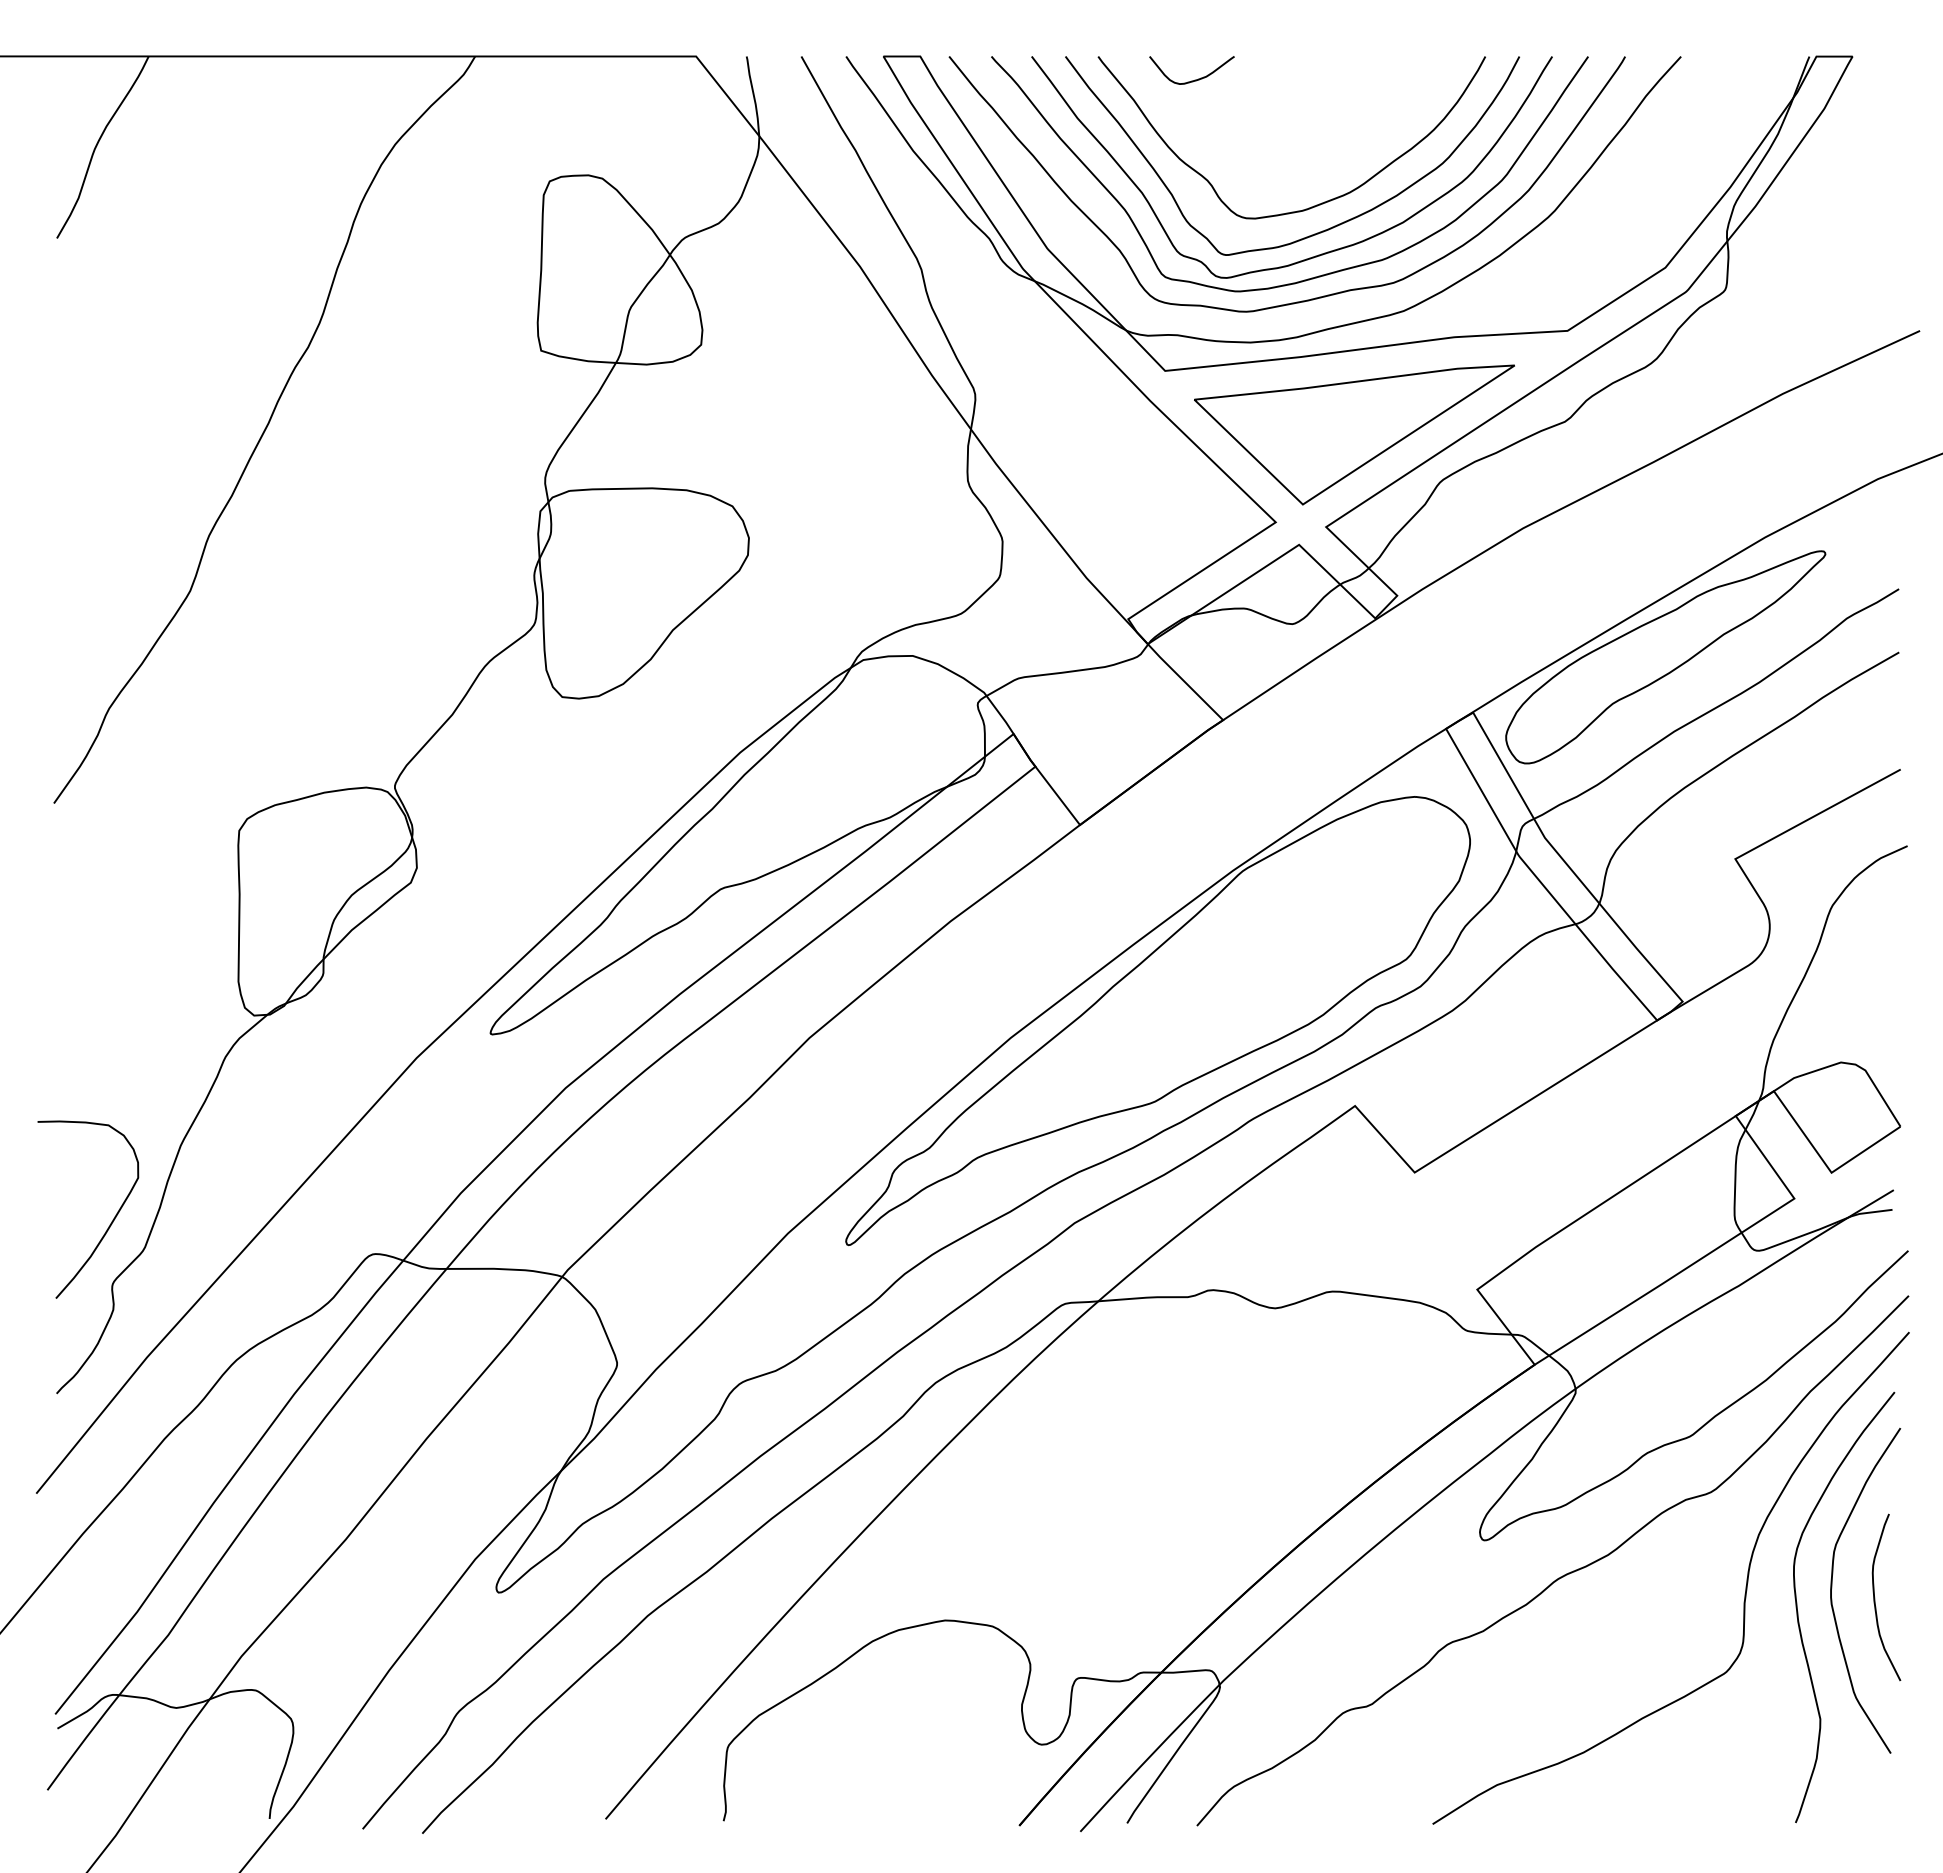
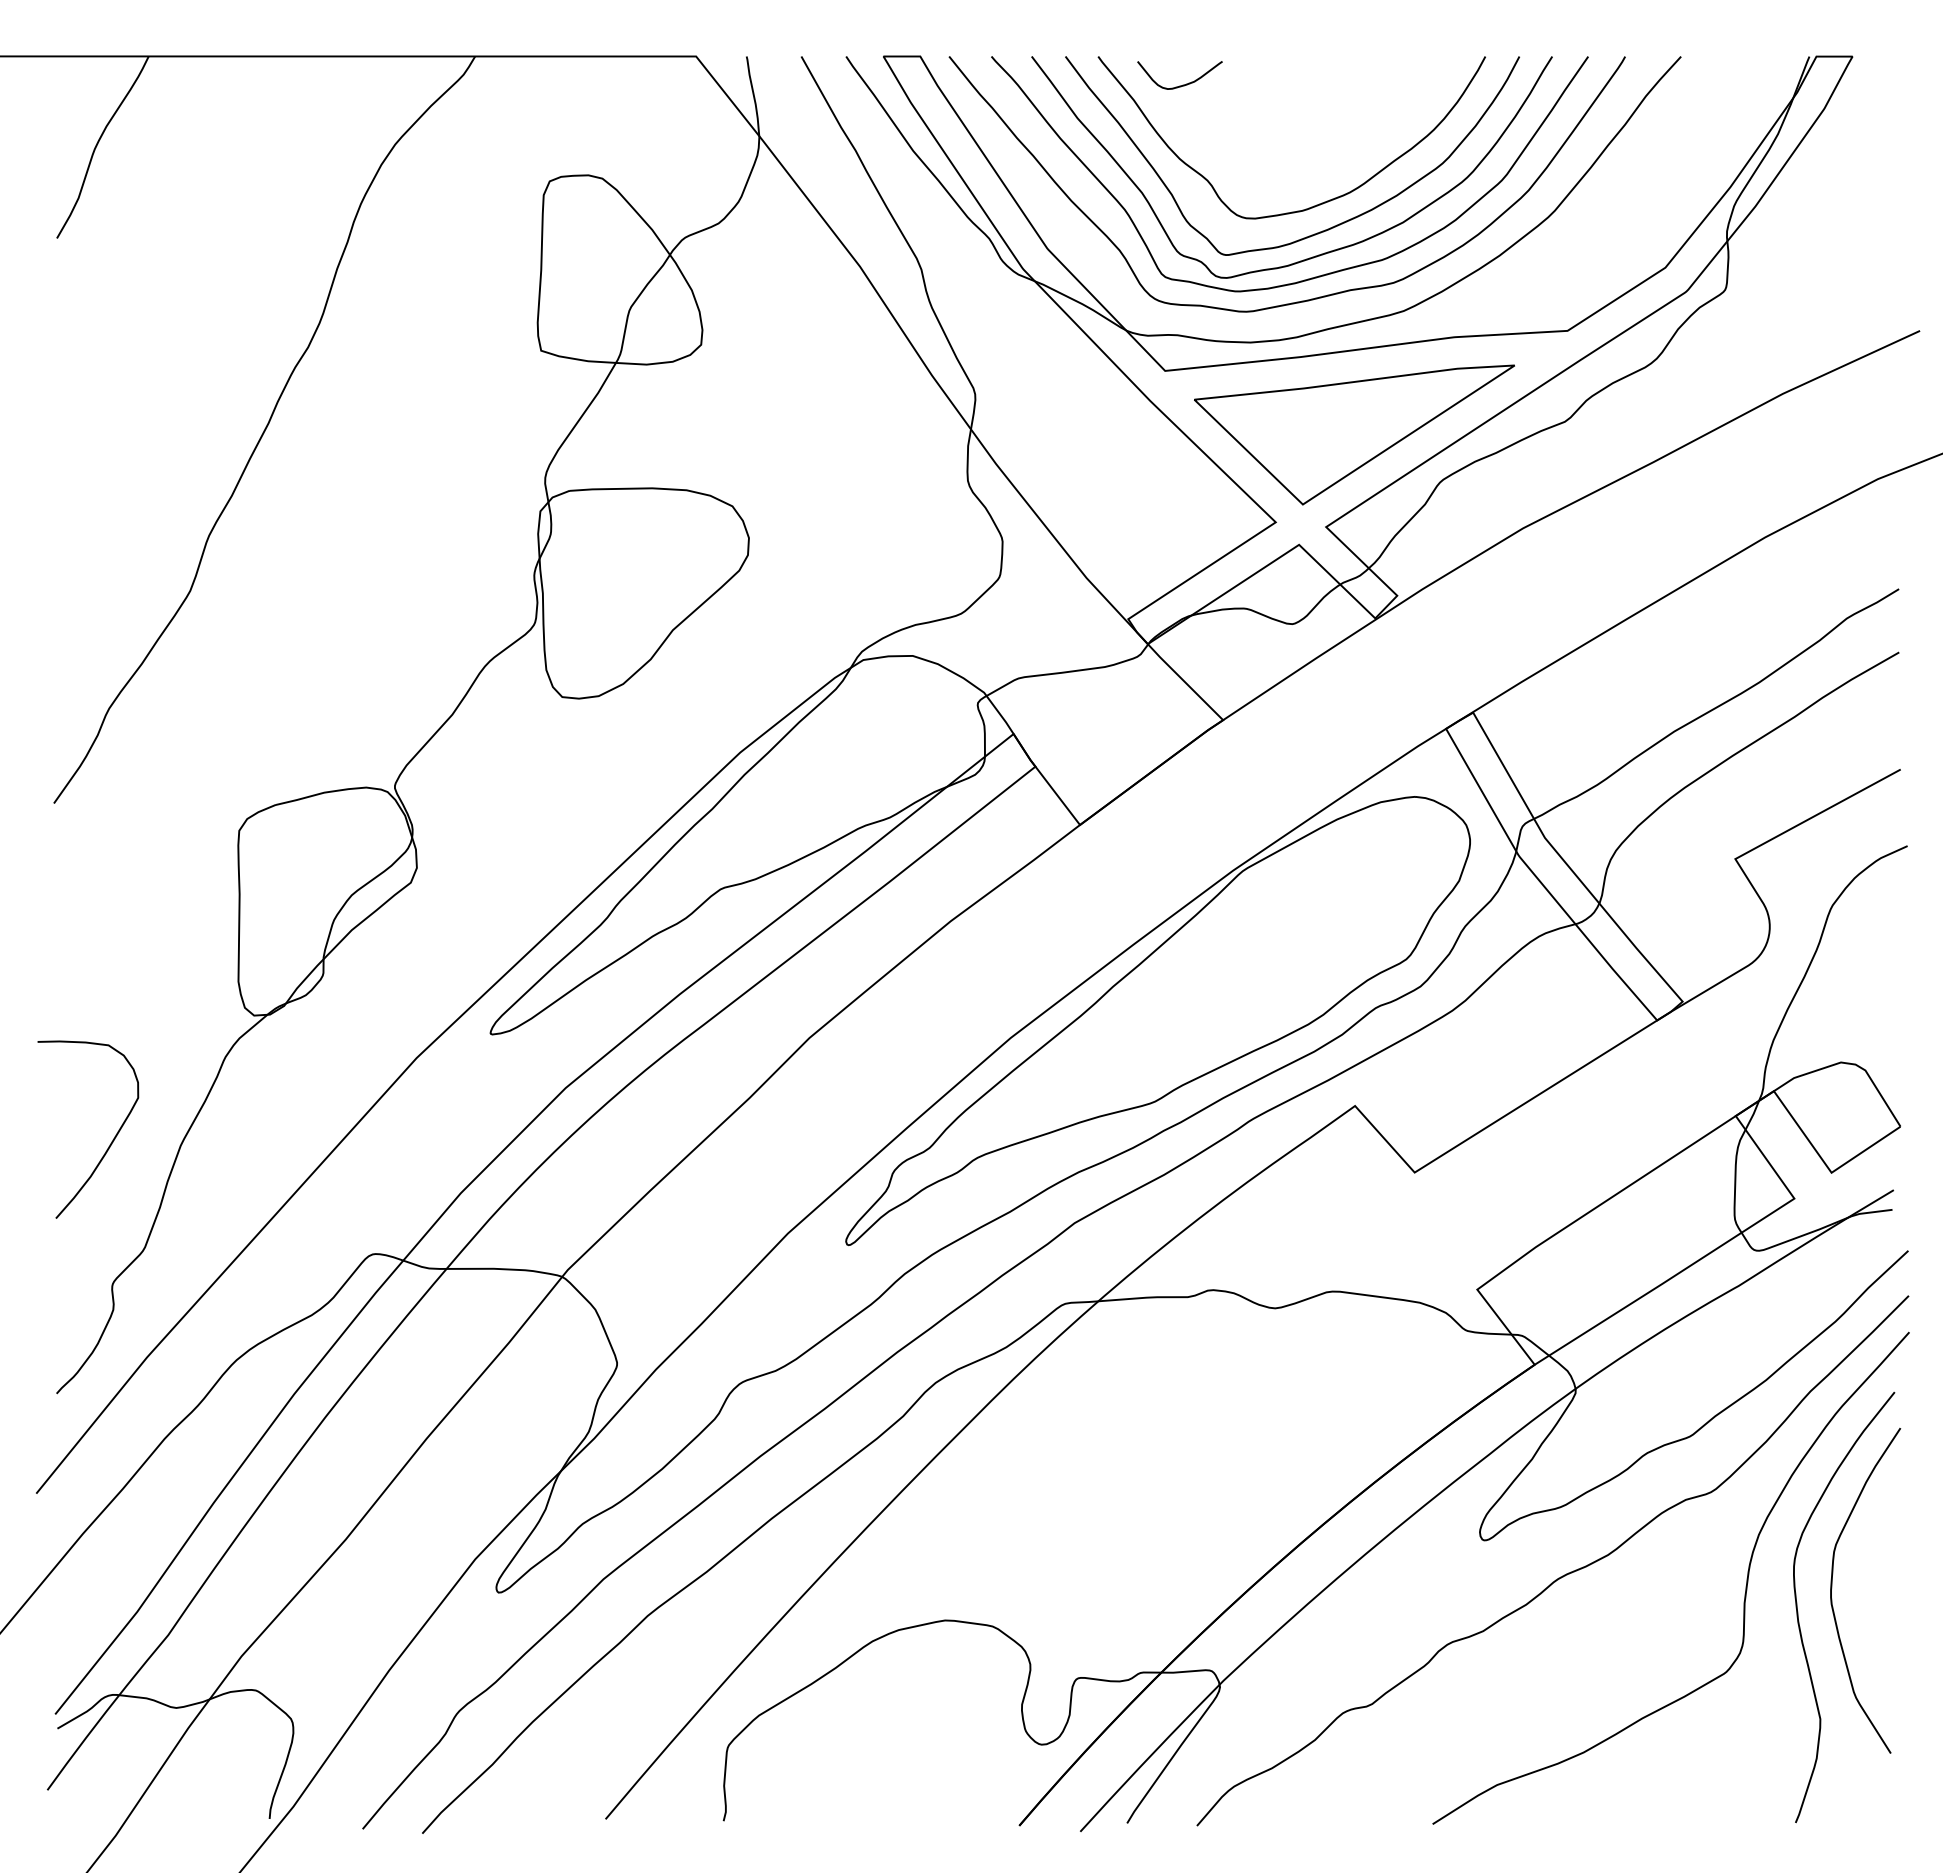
curve position: (1194, 79) -> (1182, 84) (1182, 84)
part: present -> none (1665, 657)
curve position: (109, 1224) -> (109, 1144) (109, 1144)
curve: present -> none (1875, 1597)
